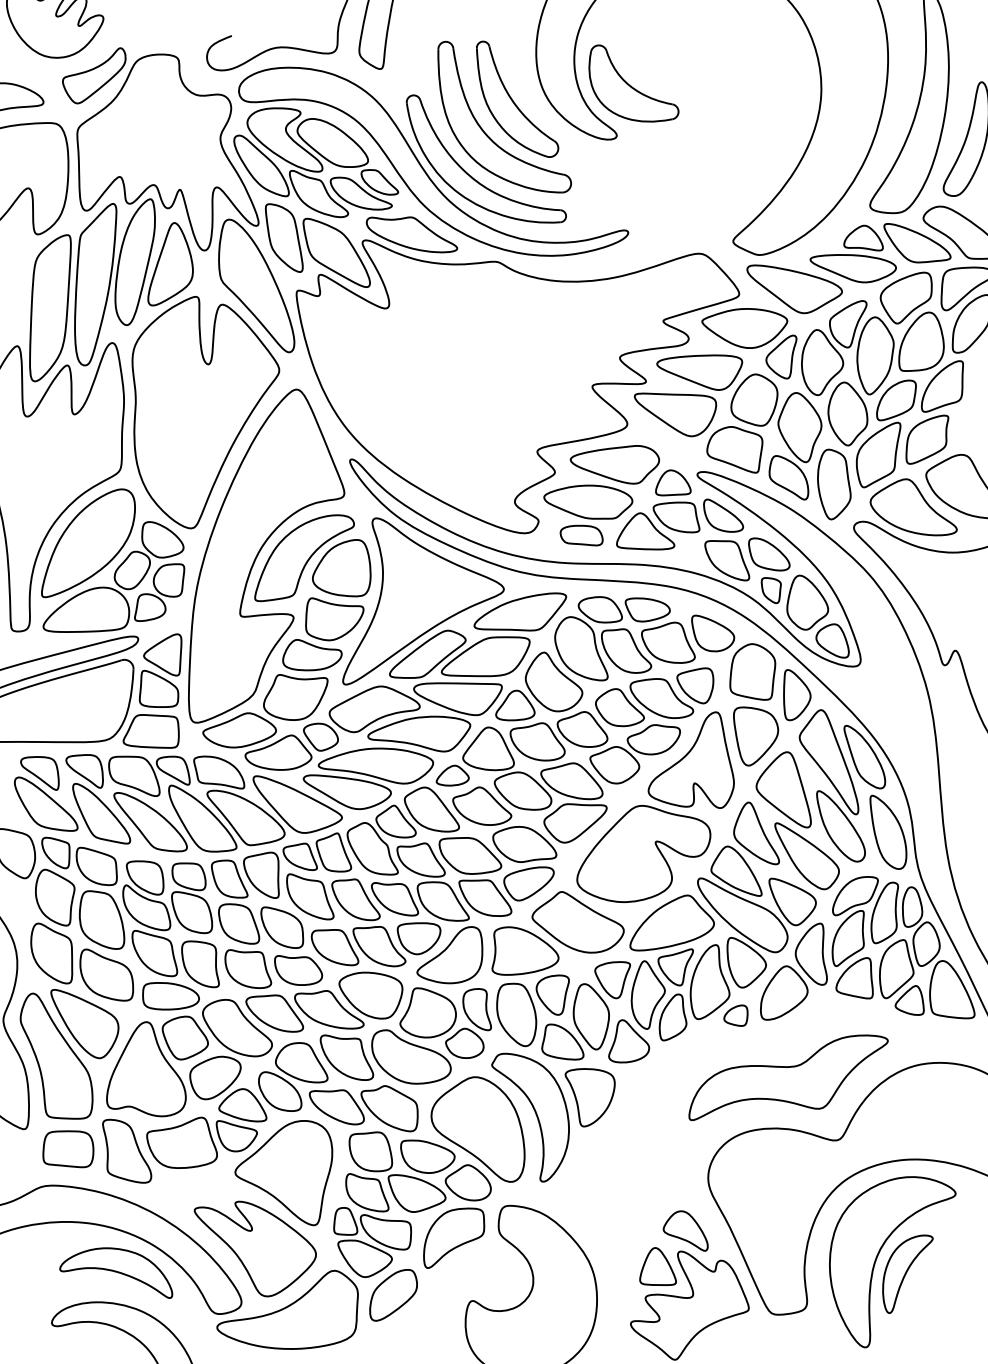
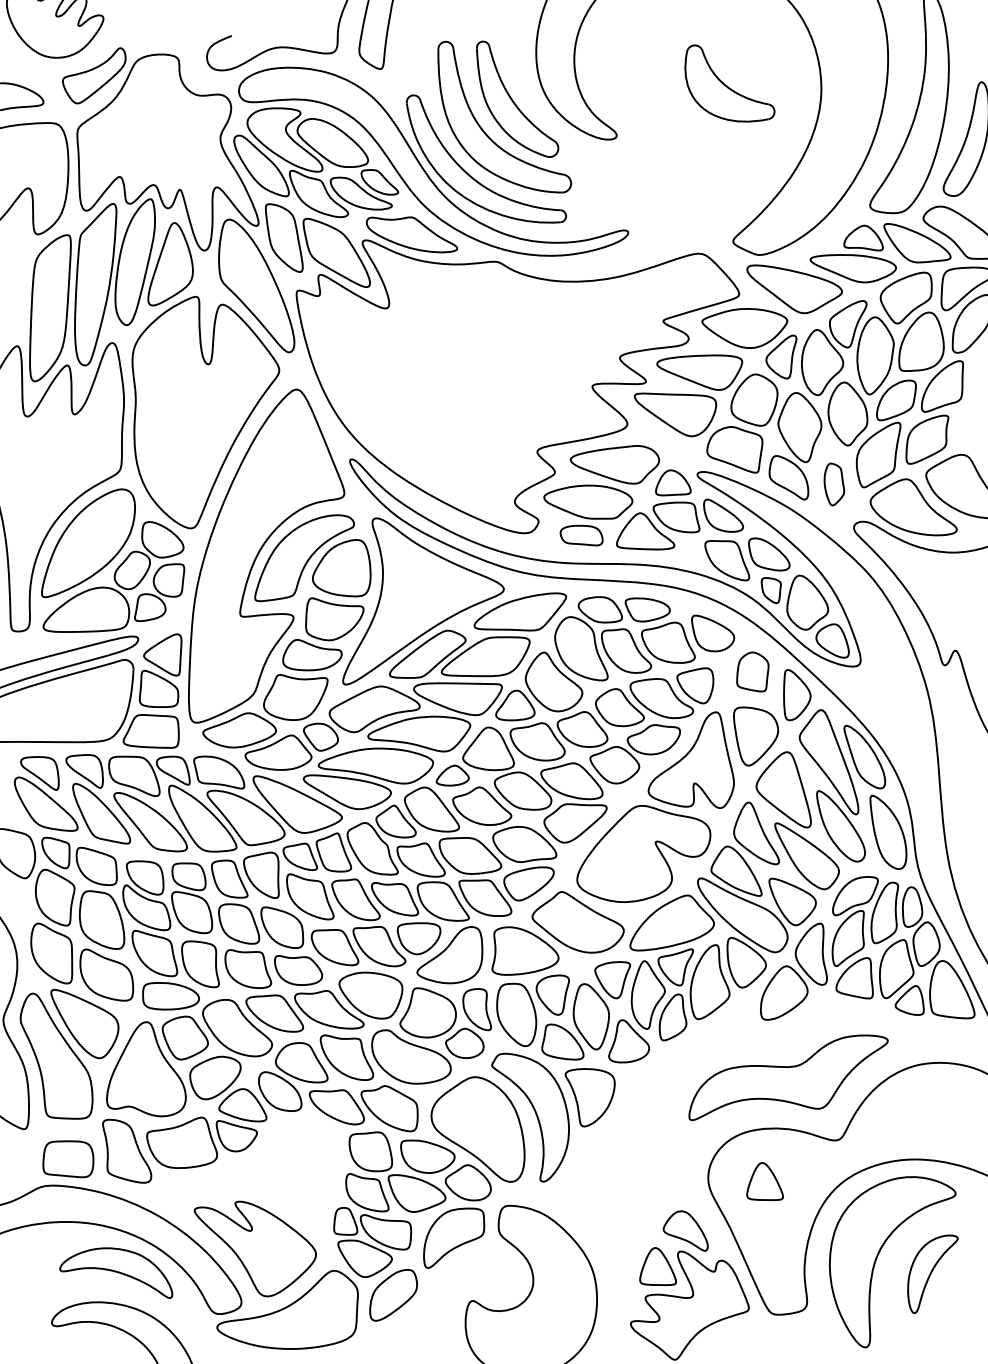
part position: (633, 83) -> (729, 83) (729, 83)
part size: 35x73 px -> 23x45 px (834, 484)
part size: 48x58 px -> 34x42 px (752, 671)
part: present -> none (735, 1015)
part position: (68, 1149) -> (68, 1159) (68, 1159)
part: present -> none (283, 1173)
part: none -> present (764, 1181)
part position: (907, 1273) -> (932, 1273) (932, 1273)
